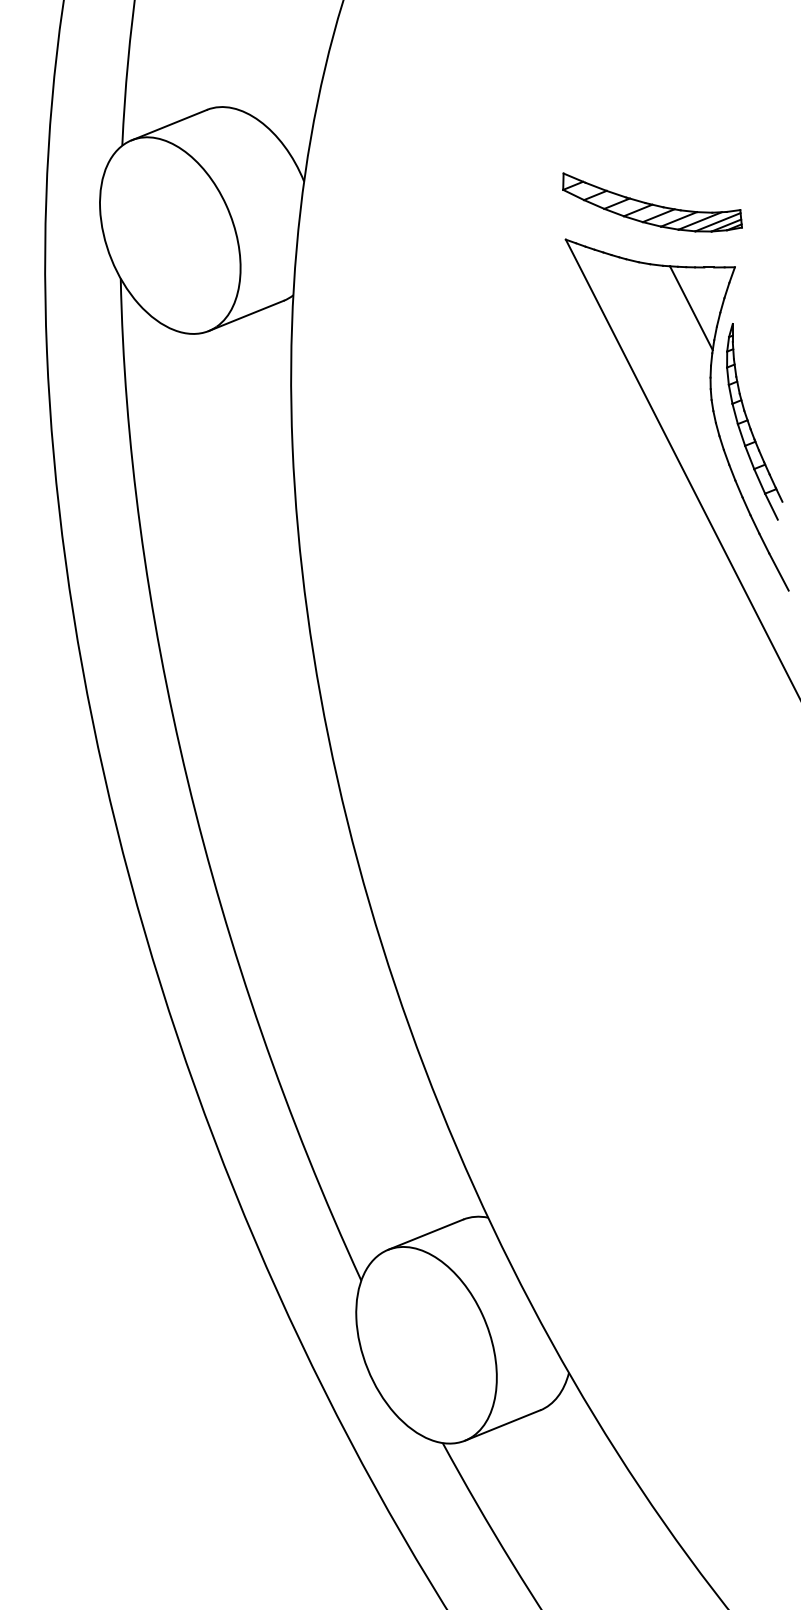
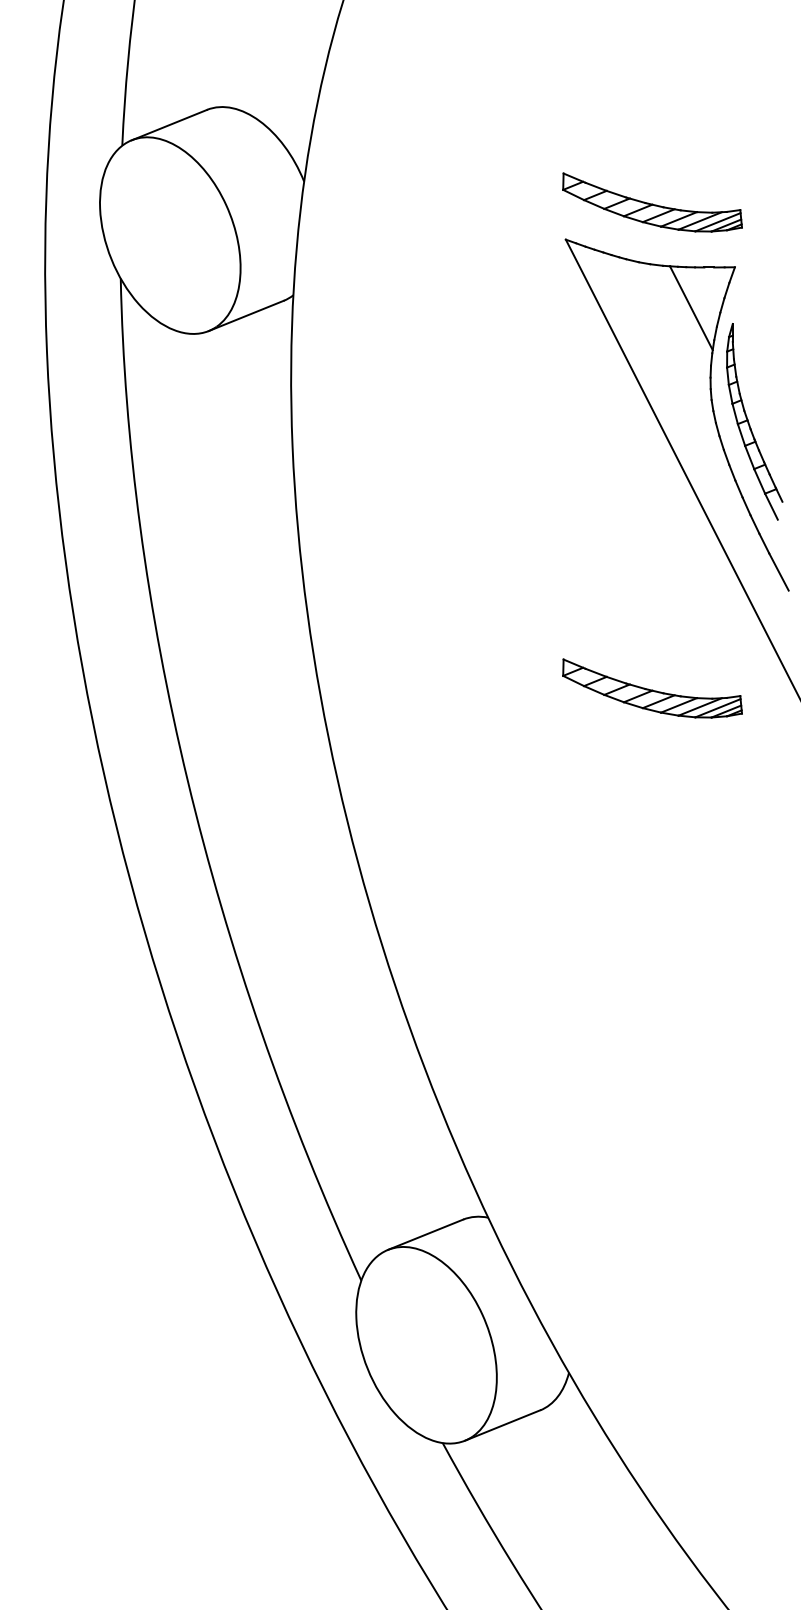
part: none -> present (652, 688)
